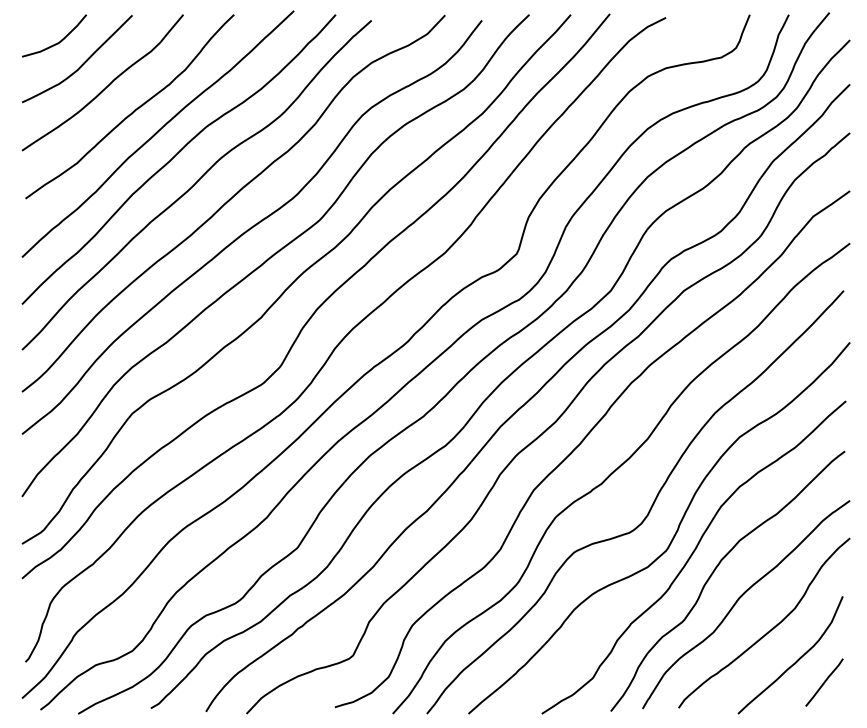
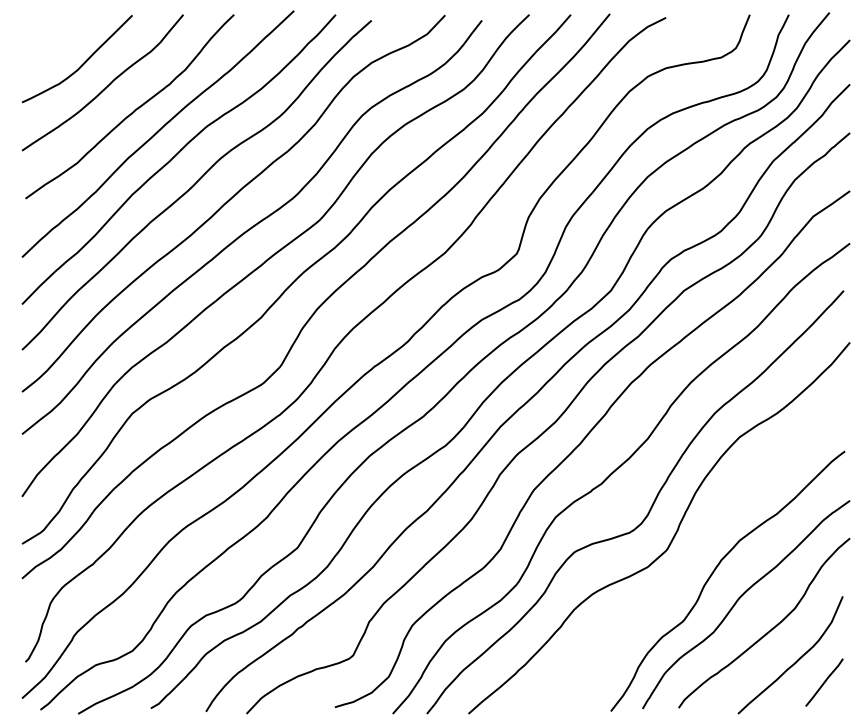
curve: present -> none (57, 42)
curve: present -> none (691, 557)
